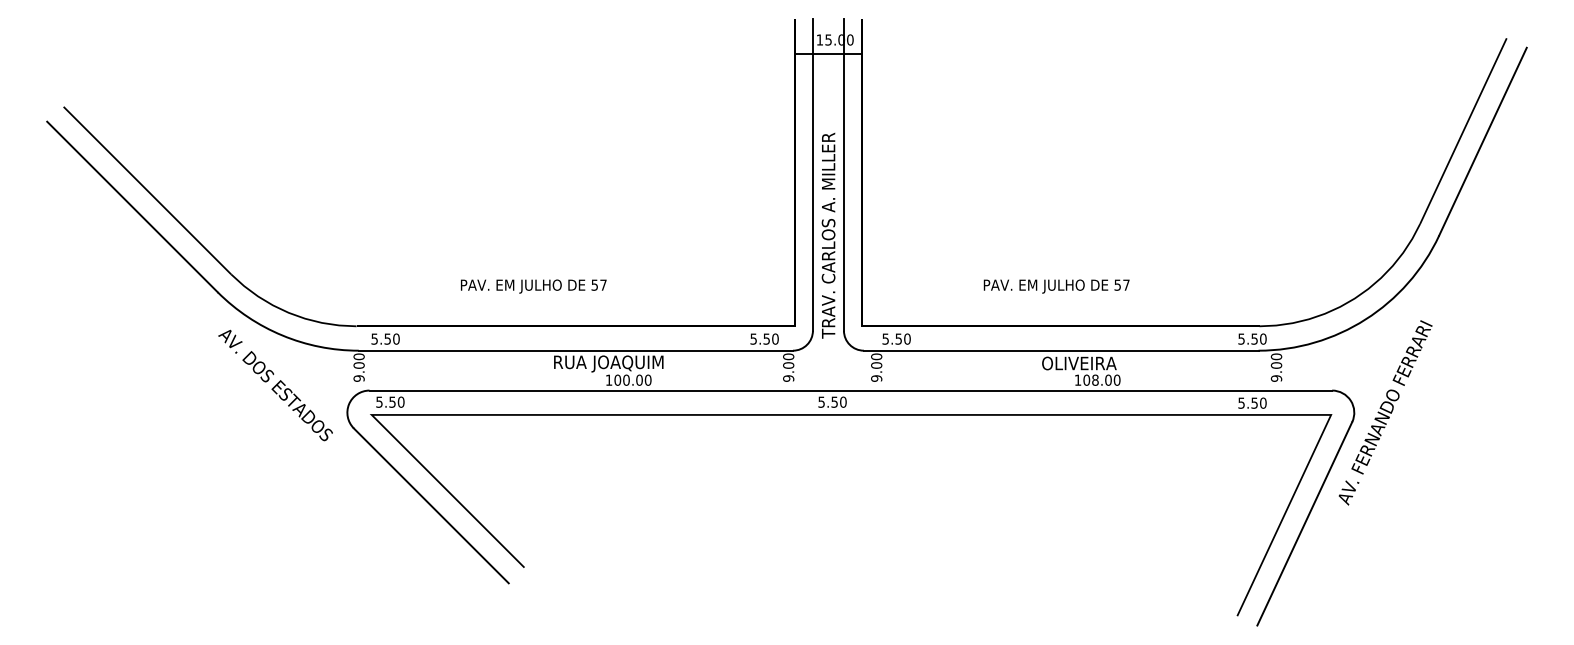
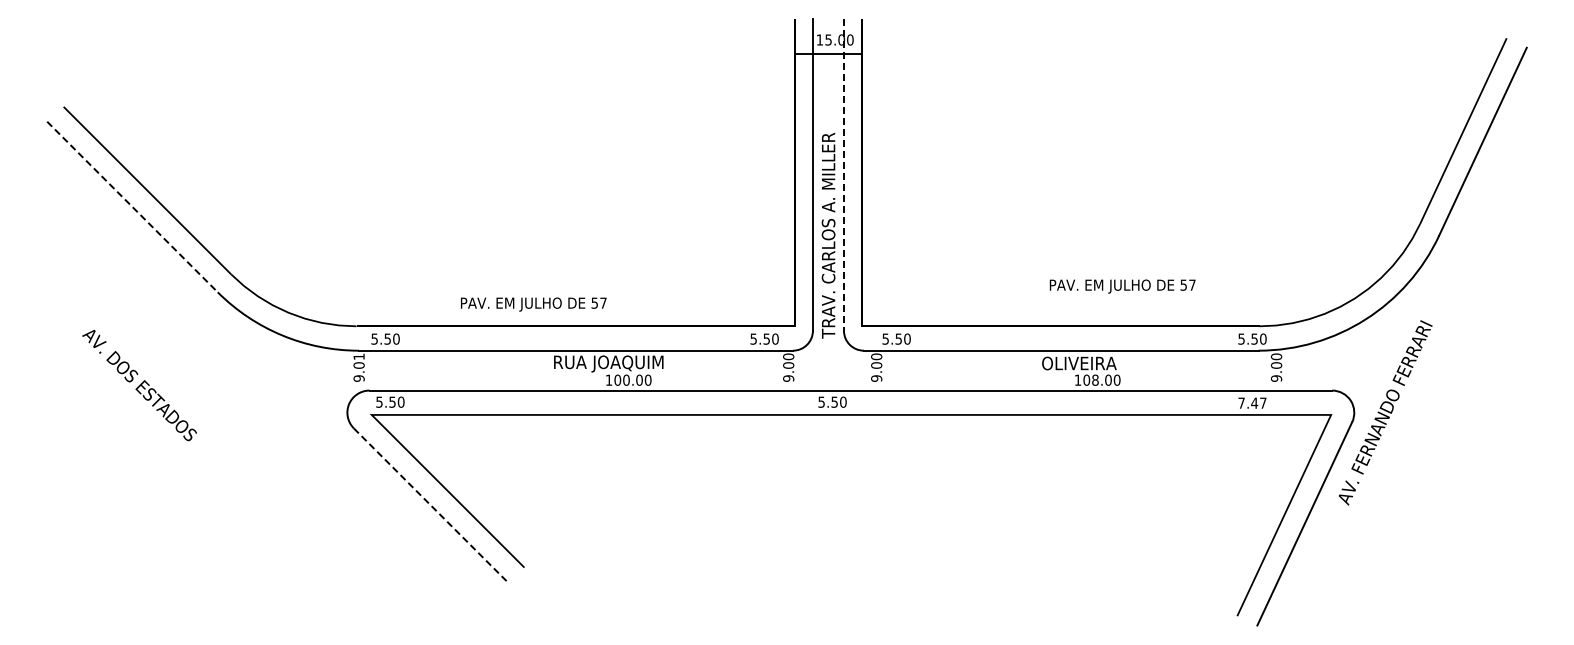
line: solid -> dashed (843, 175)
line: solid -> dashed (132, 207)
text position: (533, 286) -> (533, 304) (533, 304)
text position: (1056, 286) -> (1122, 286) (1122, 286)
text: 9.00 -> 9.01 (358, 356)
text position: (275, 385) -> (139, 385) (139, 385)
text: 5.50 -> 7.47 (1252, 402)
line: solid -> dashed (431, 505)
